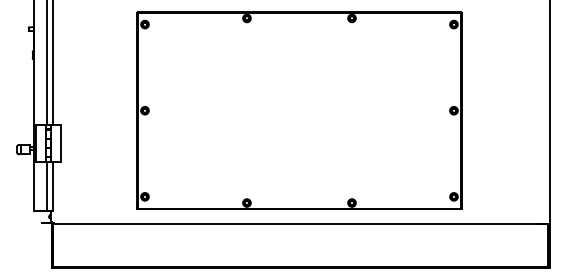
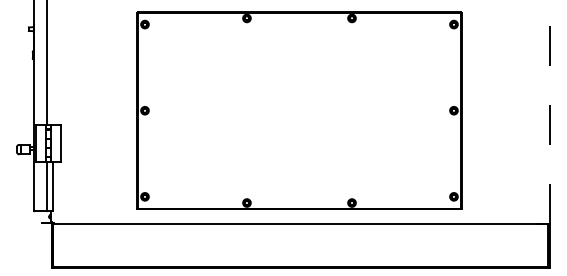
line: present -> none (53, 63)
line: solid -> dashed (549, 111)
